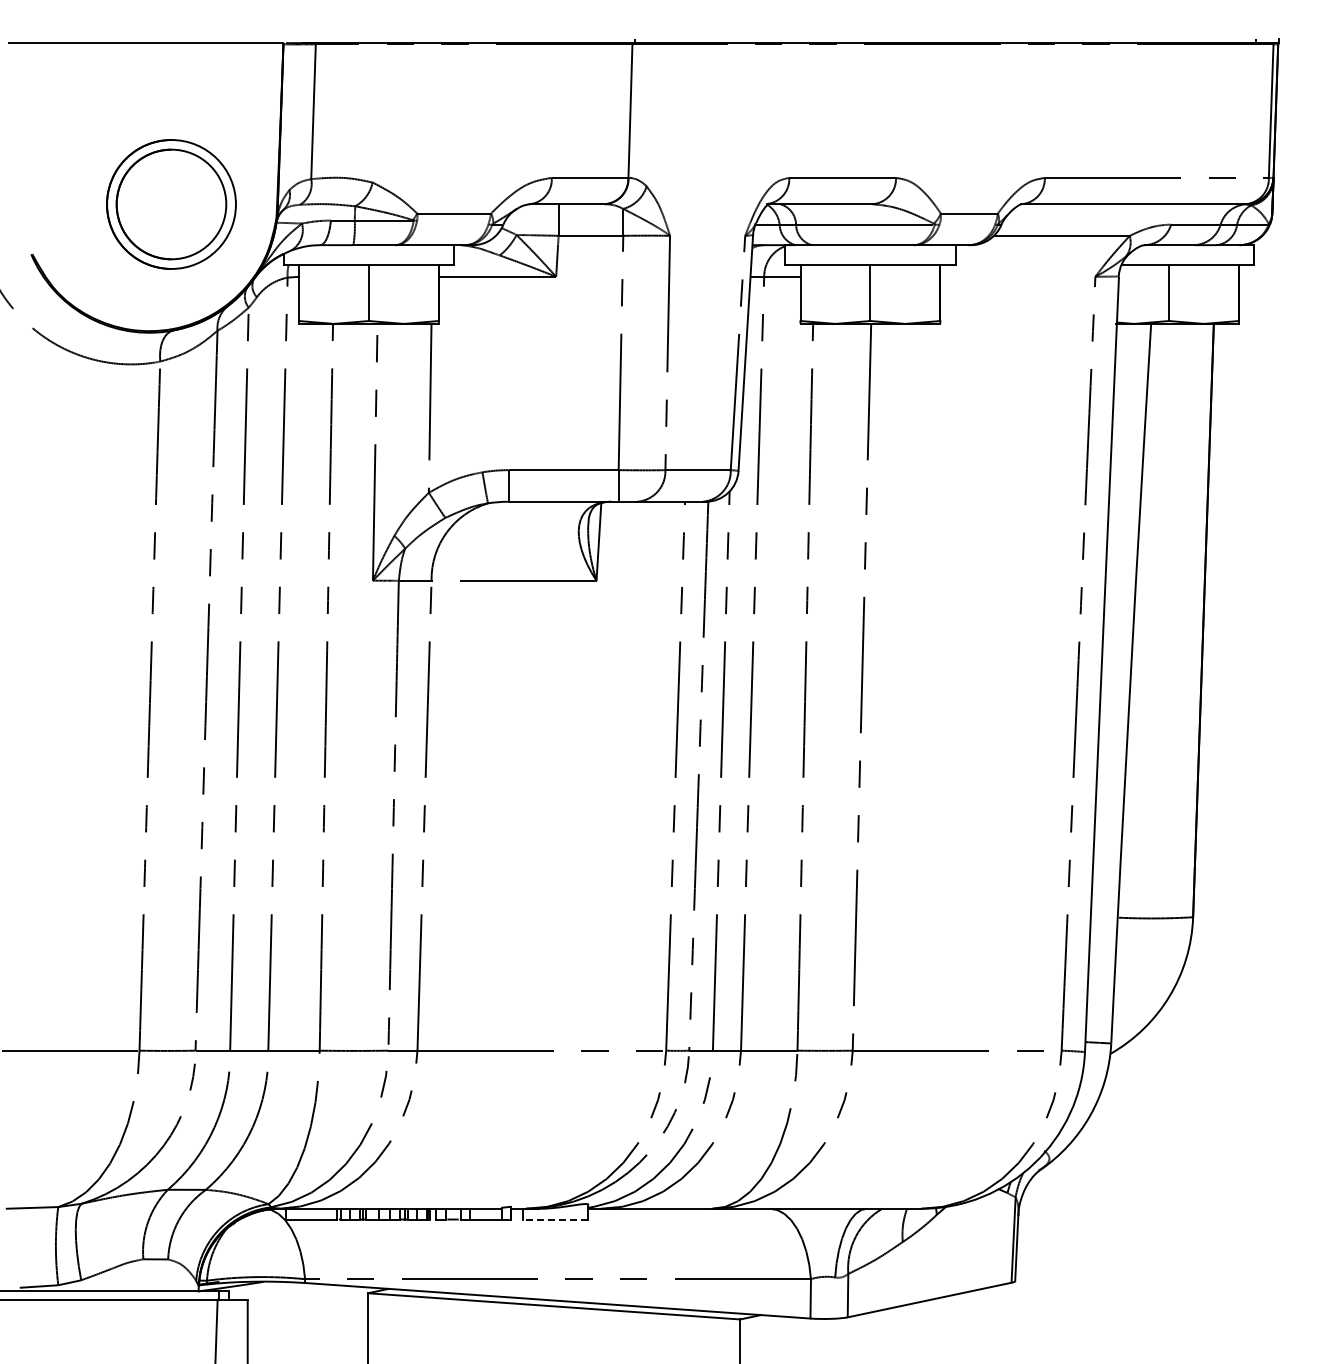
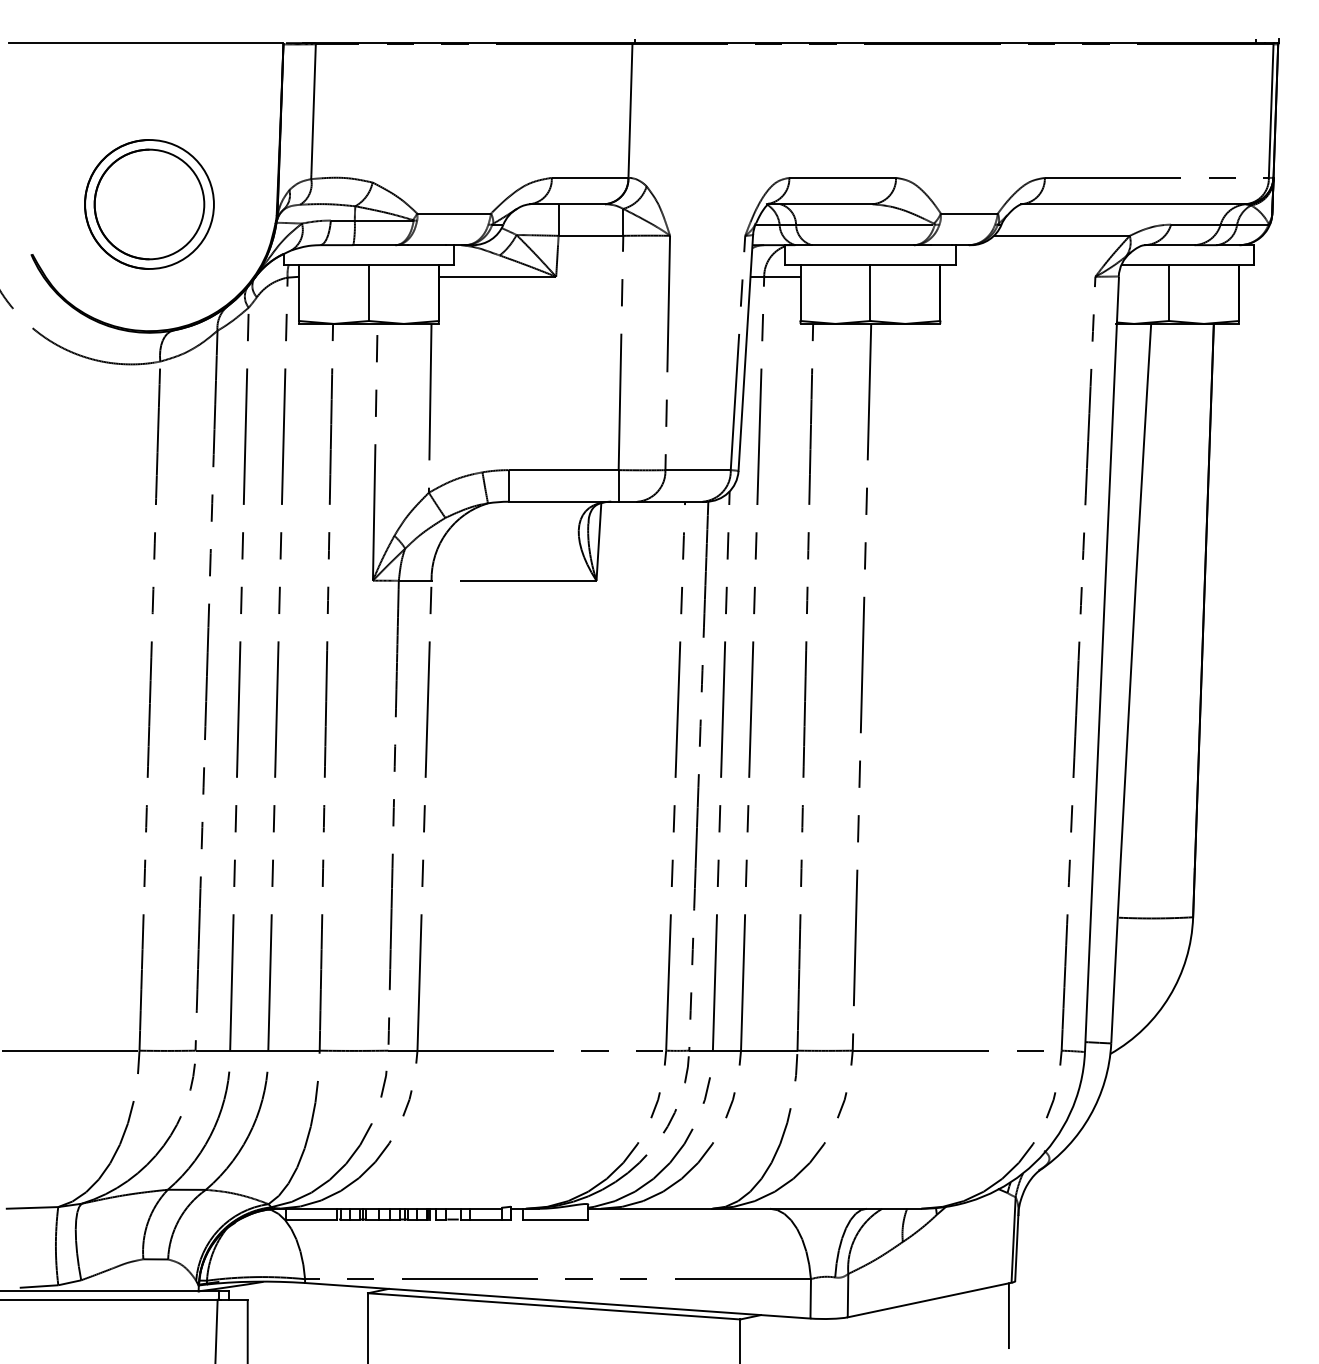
part position: (171, 204) -> (149, 204) (149, 204)
line: dashed -> solid (555, 1219)
line: none -> present (1008, 1315)
